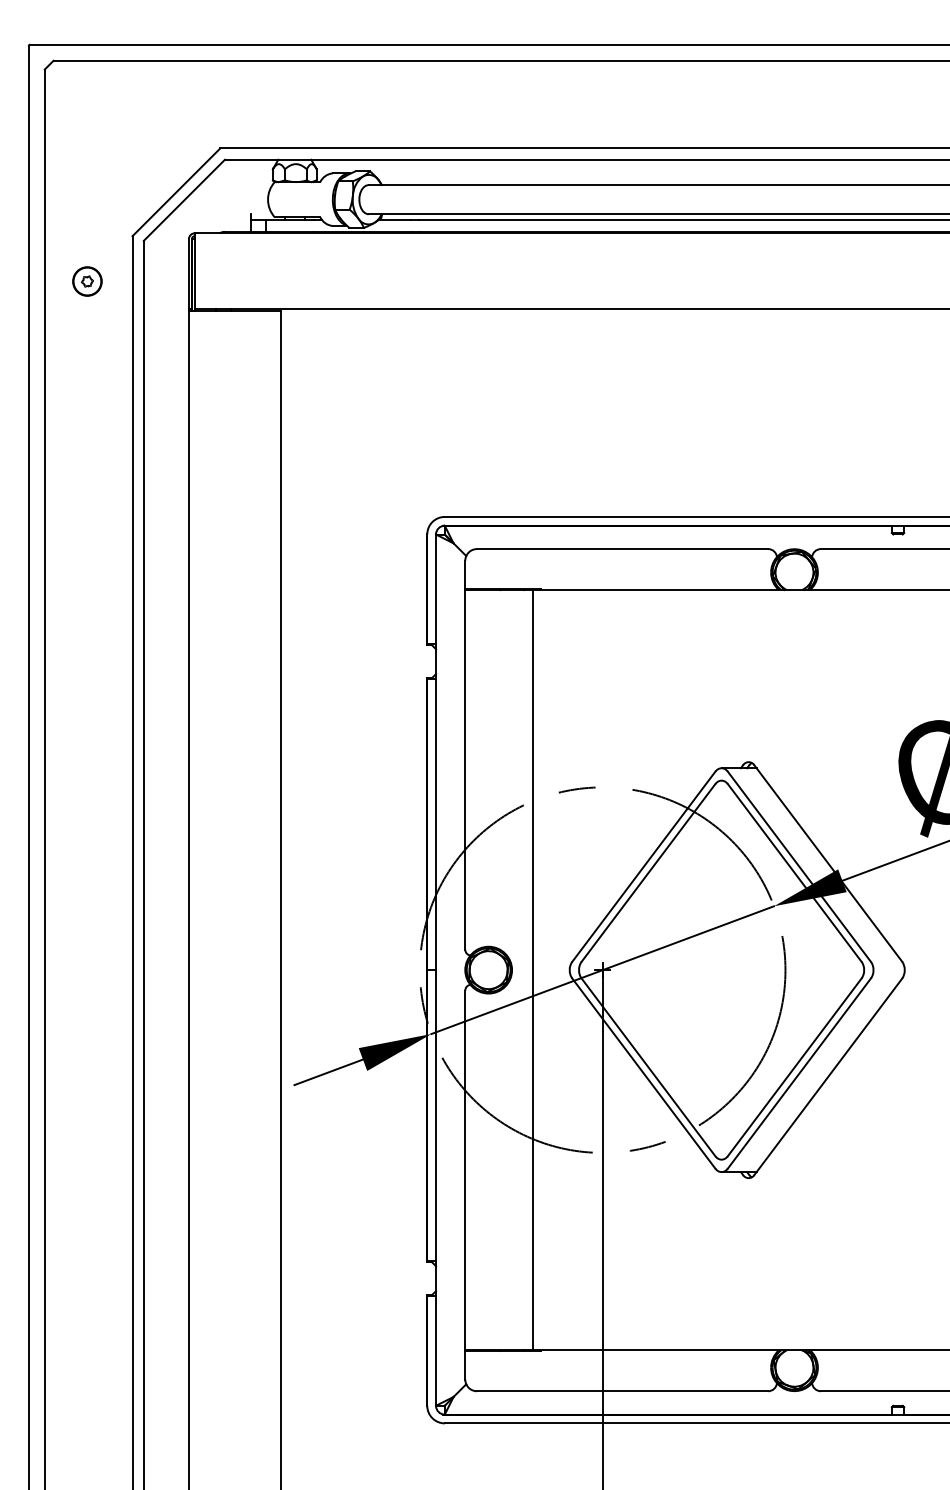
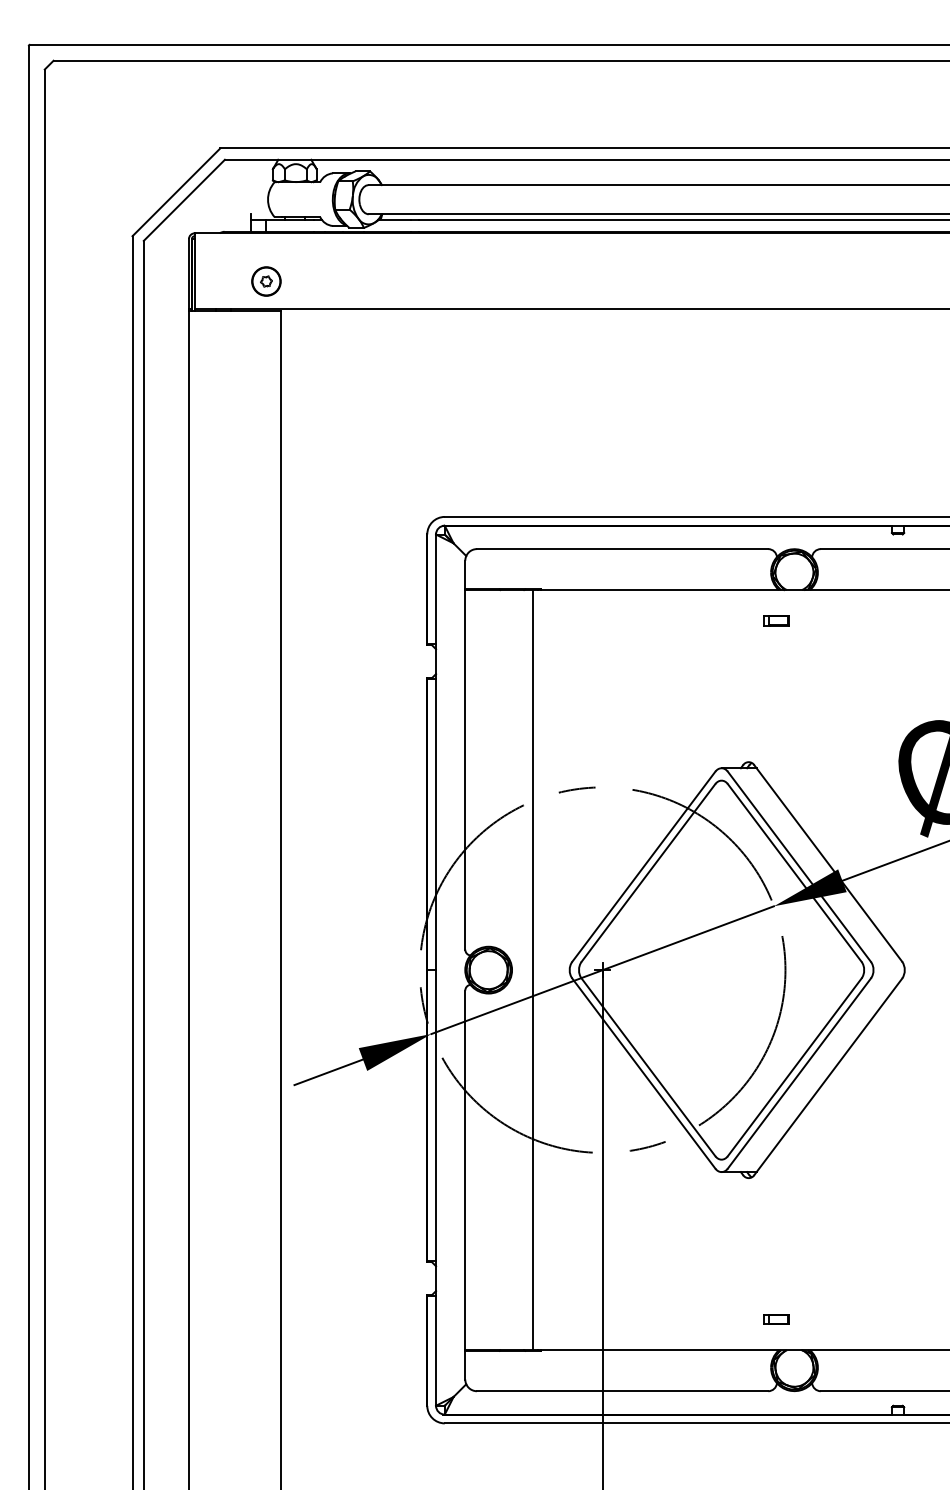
part position: (87, 281) -> (266, 281) (266, 281)
part: none -> present (776, 620)
part: none -> present (776, 1319)
